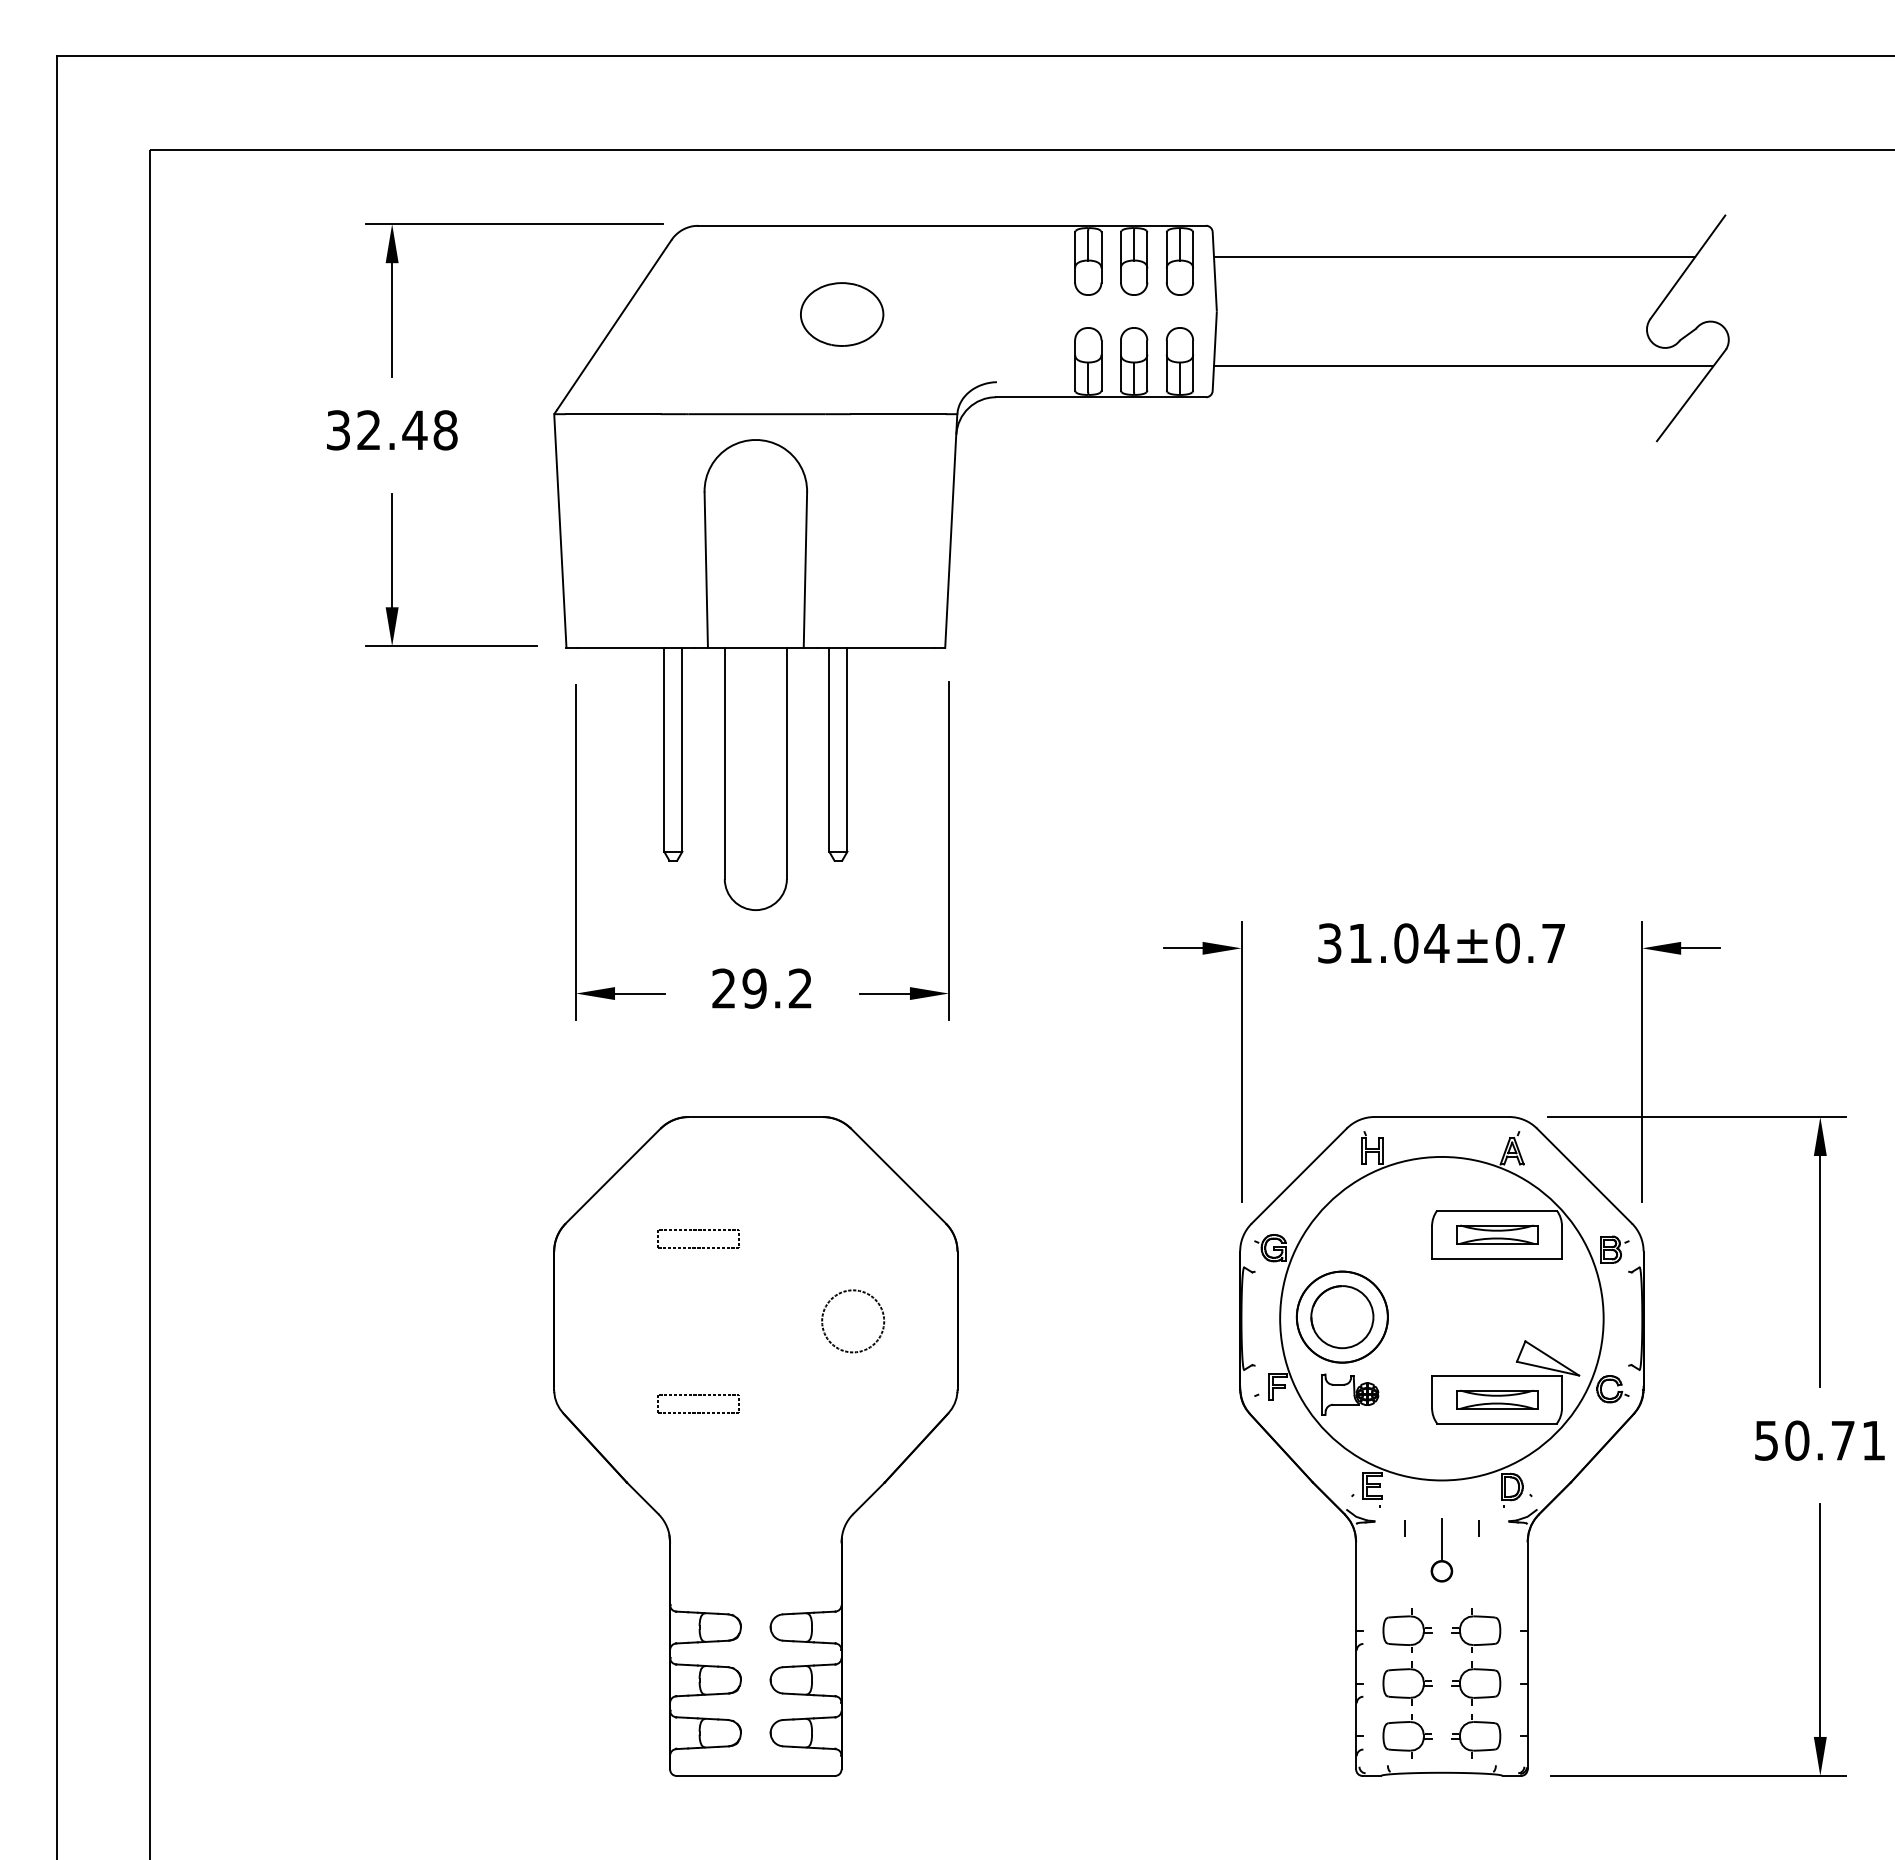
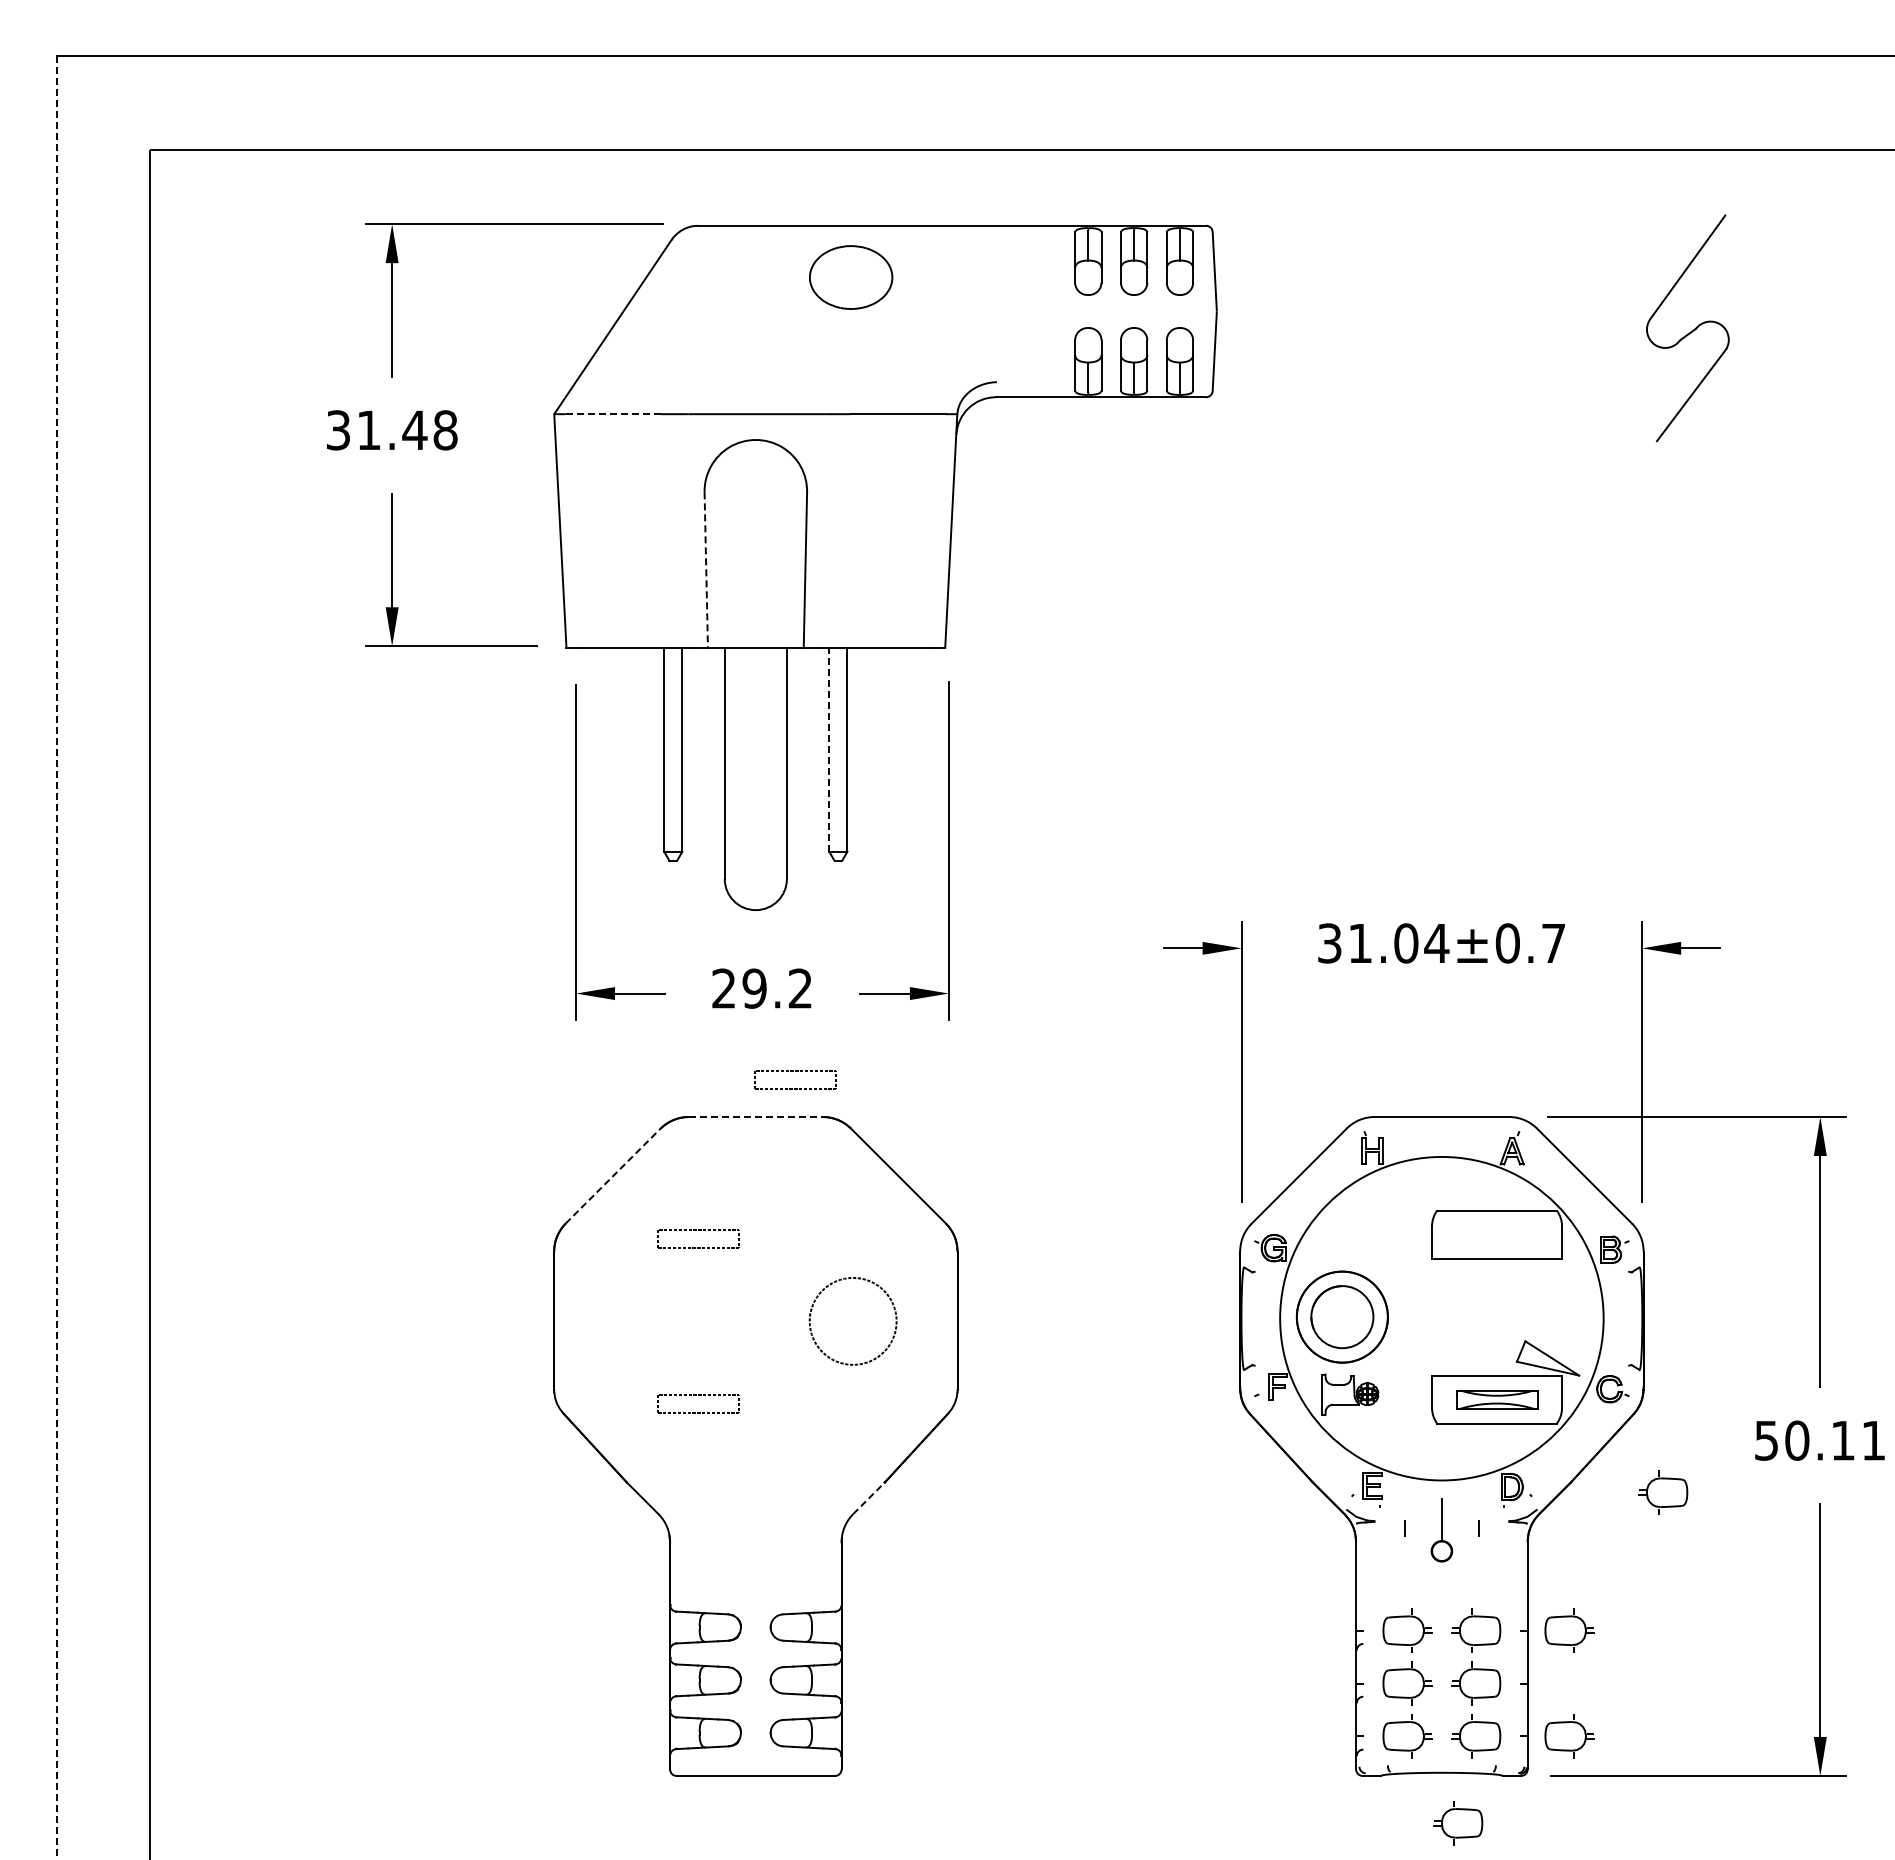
line: present -> none (1454, 256)
part position: (842, 314) -> (851, 277) (851, 277)
line: present -> none (1463, 366)
line: solid -> dashed (613, 414)
text: 32.48 -> 31.48 (368, 429)
line: solid -> dashed (706, 570)
line: solid -> dashed (829, 749)
line: solid -> dashed (56, 957)
part: none -> present (795, 1071)
line: solid -> dashed (756, 1116)
line: solid -> dashed (613, 1175)
part: present -> none (1497, 1234)
circle diameter: 62 px -> 87 px (852, 1320)
text: 50.71 -> 50.11 (1843, 1440)
part: none -> present (1663, 1492)
line: solid -> dashed (869, 1497)
part position: (1441, 1550) -> (1441, 1530) (1441, 1530)
part: none -> present (1569, 1630)
part: none -> present (1569, 1736)
part: none -> present (1458, 1823)
